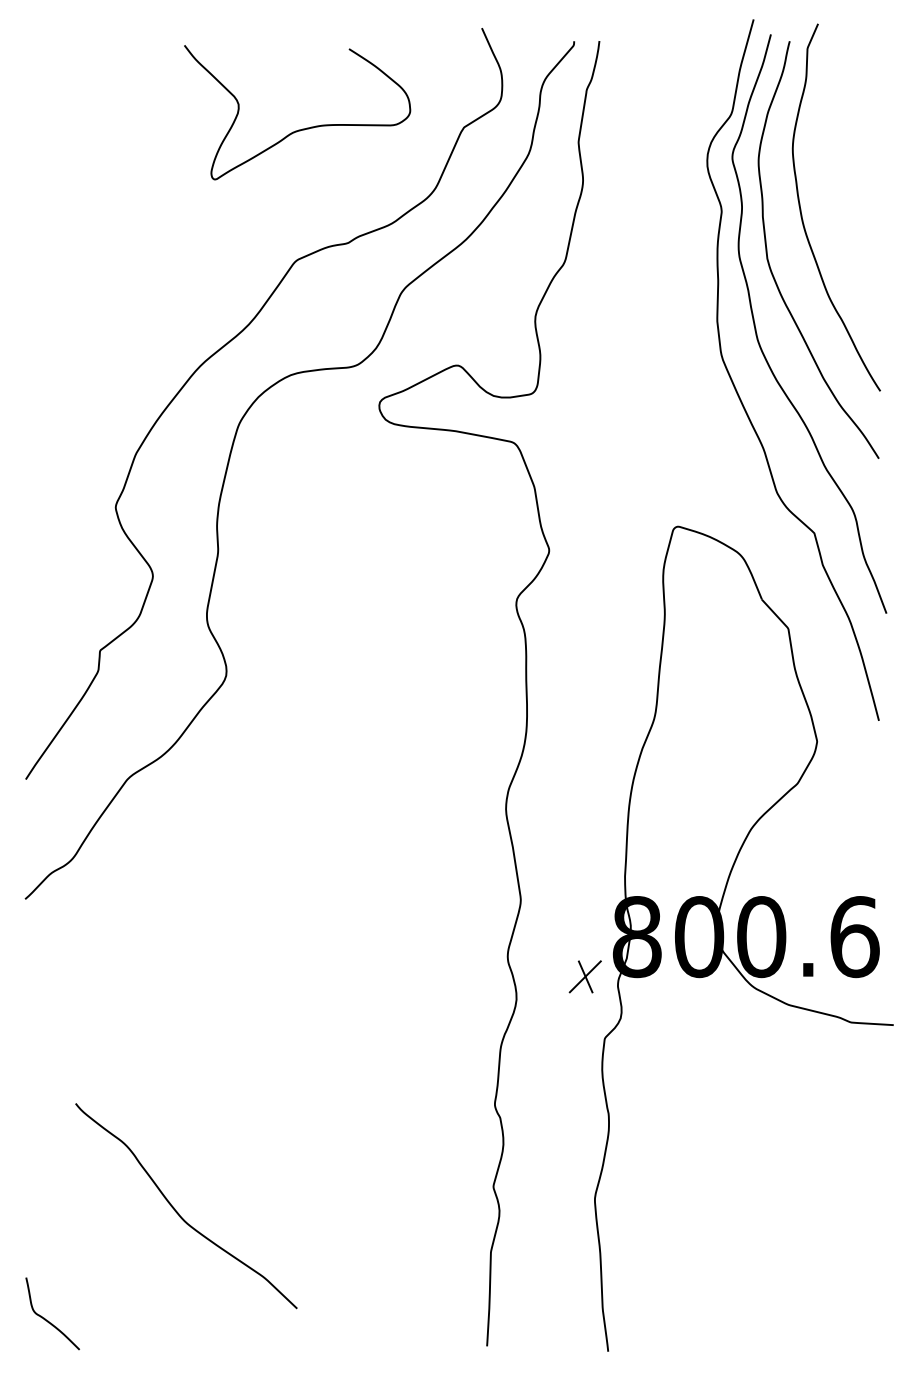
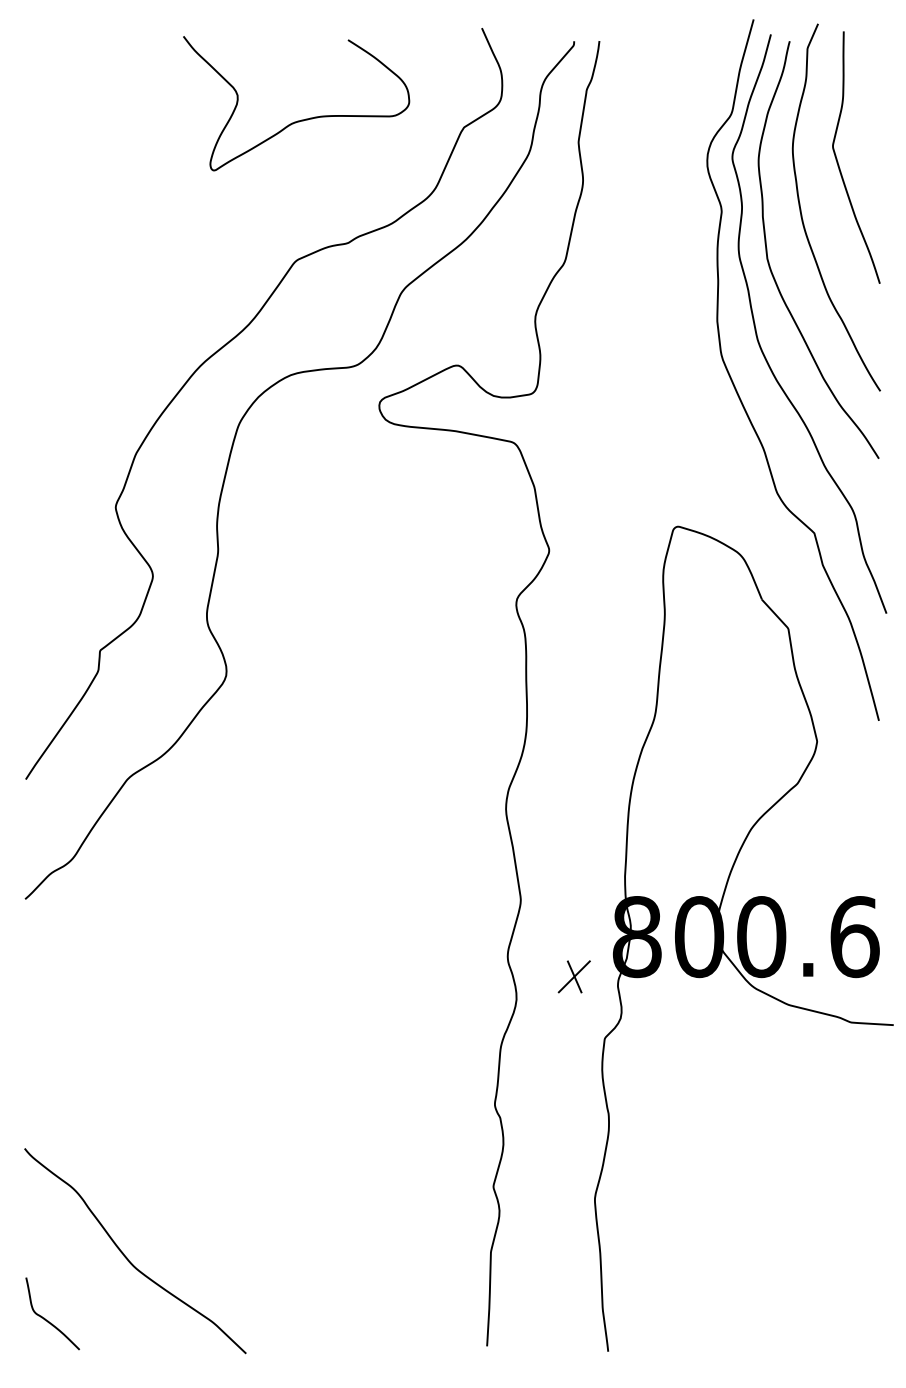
curve position: (302, 128) -> (301, 119) (301, 119)
curve: none -> present (838, 161)
part position: (584, 976) -> (573, 976) (573, 976)
curve position: (179, 1213) -> (128, 1258) (128, 1258)
